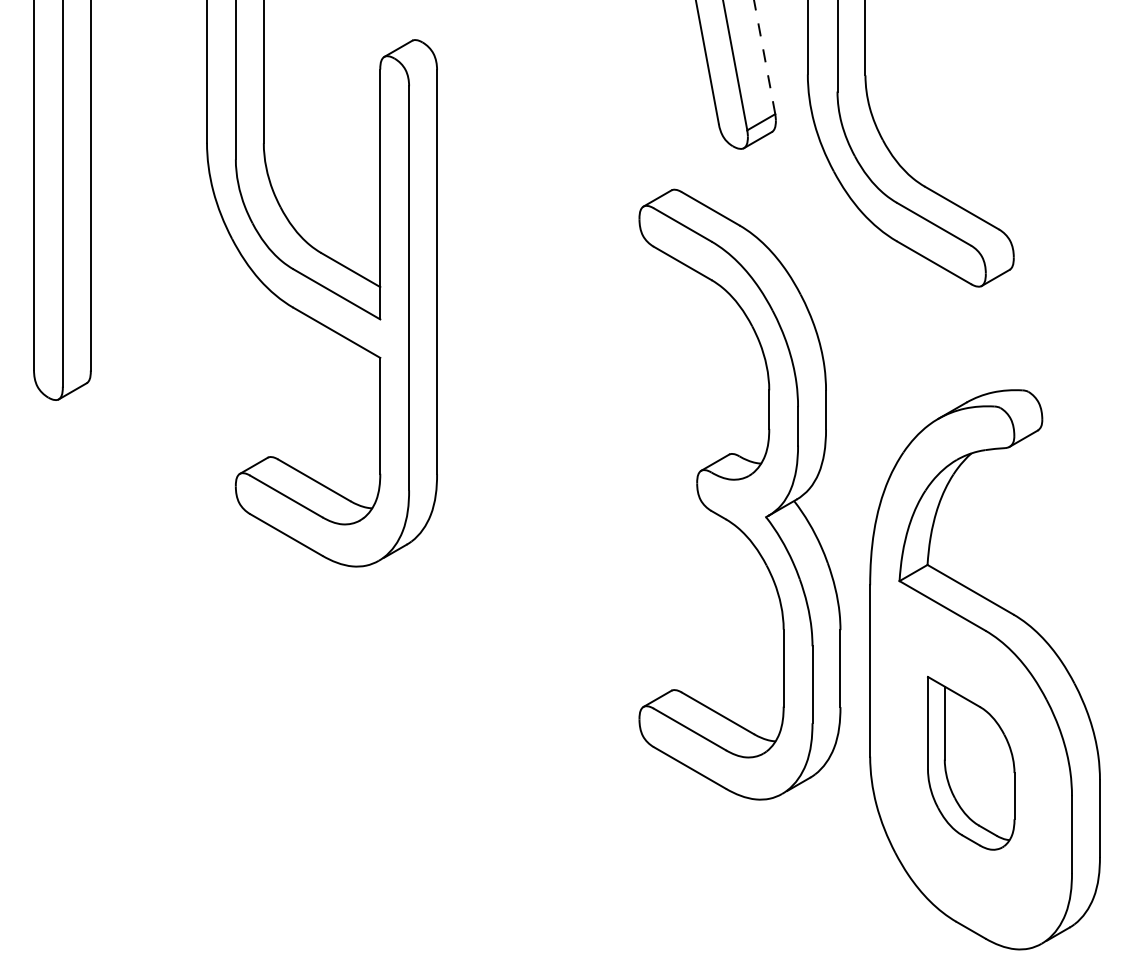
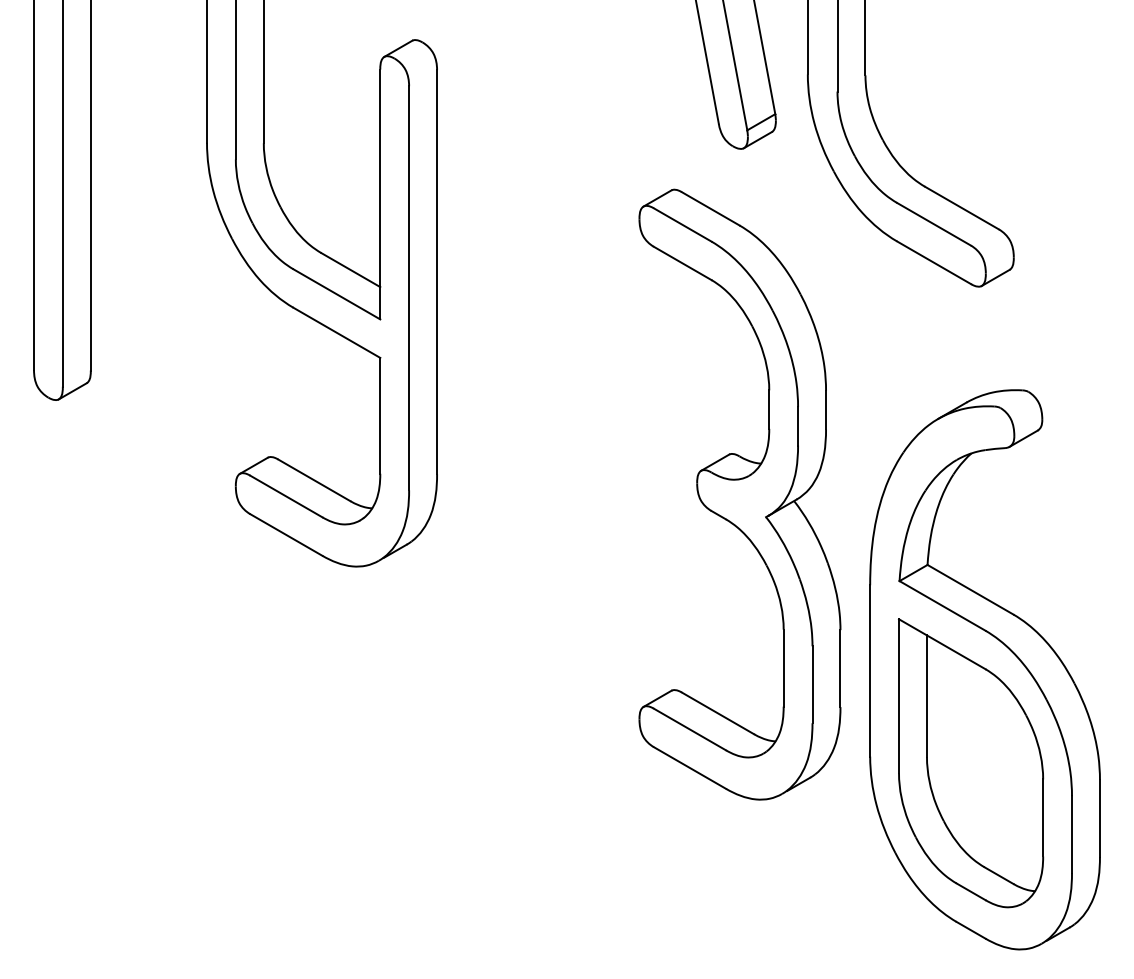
line: dashed -> solid (764, 57)
part size: 89x176 px -> 147x291 px (971, 763)
